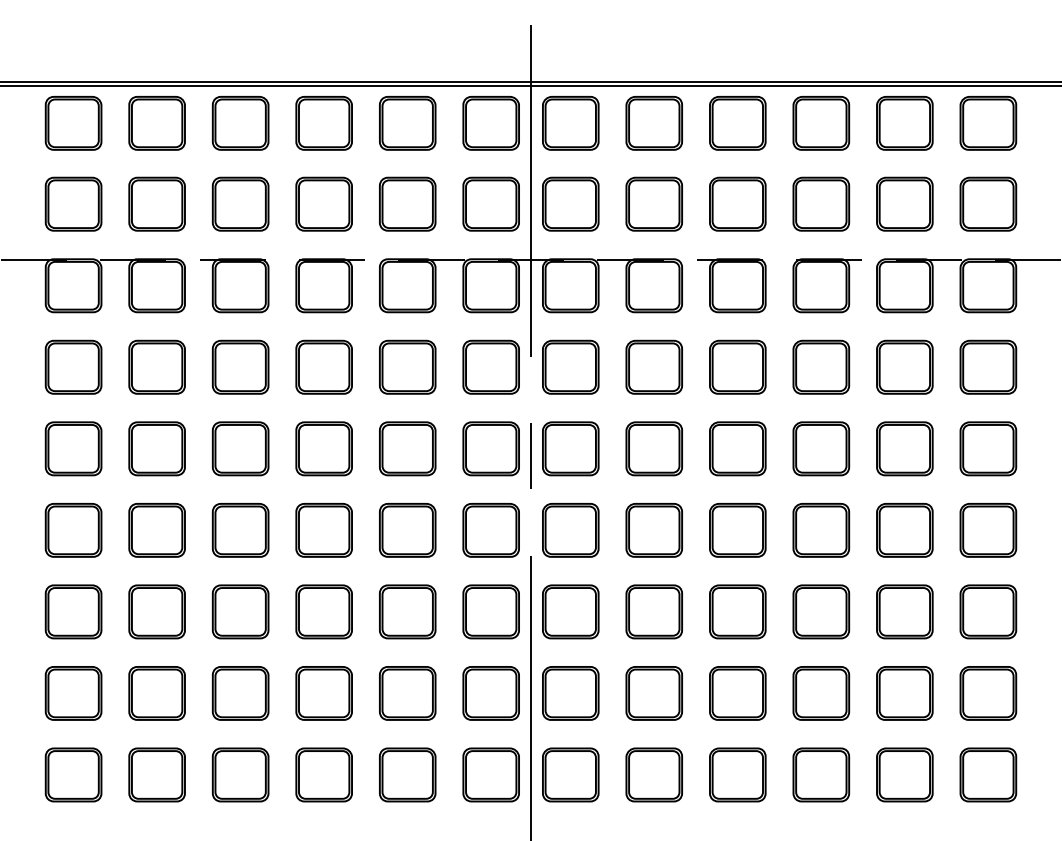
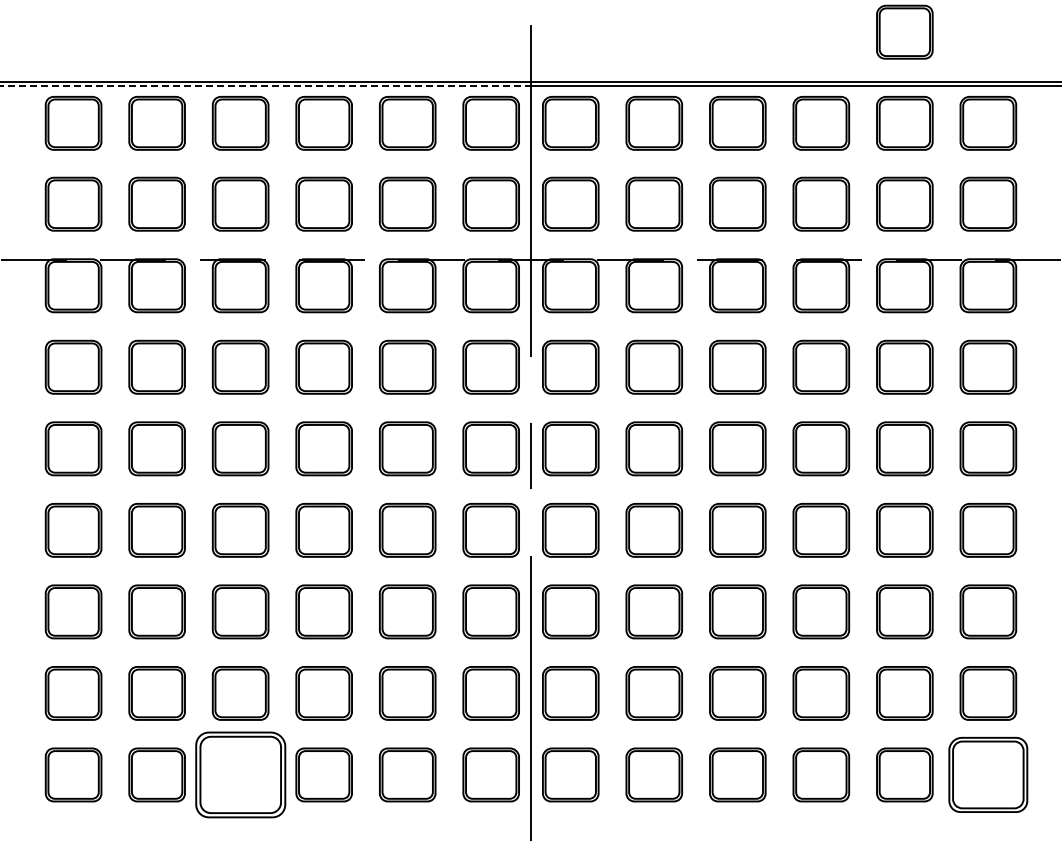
part: none -> present (904, 31)
line: solid -> dashed (266, 86)
part size: 59x56 px -> 92x88 px (240, 774)
part size: 59x56 px -> 81x76 px (988, 774)
